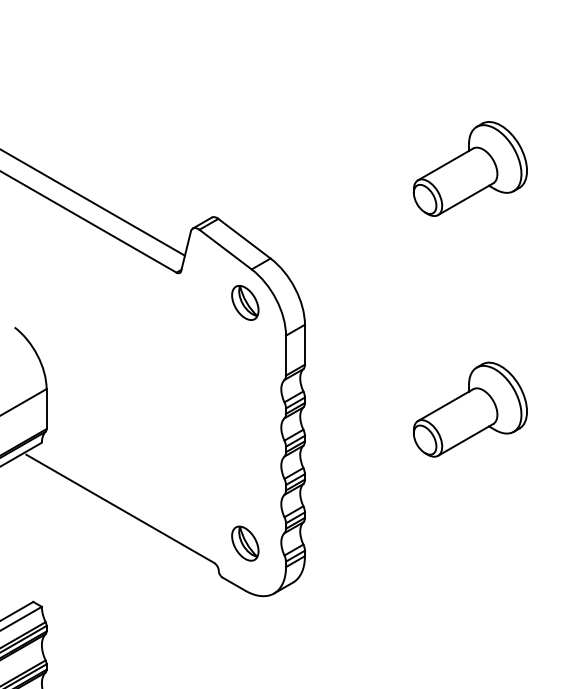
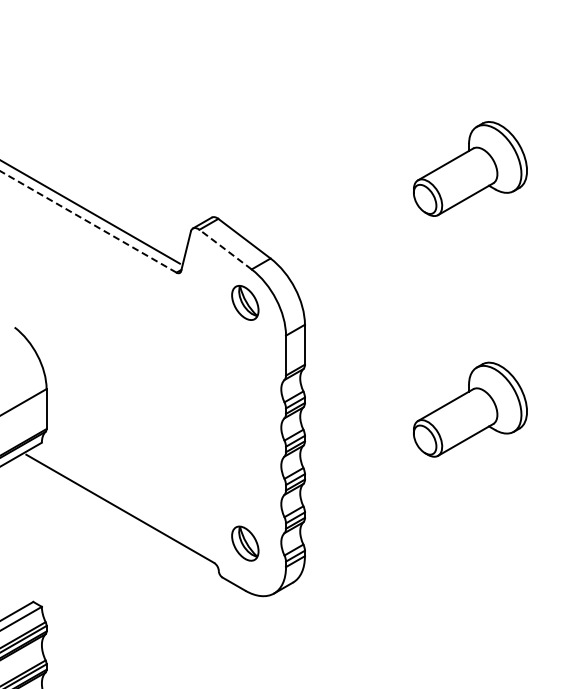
line position: (93, 202) -> (90, 212) (90, 212)
line: solid -> dashed (88, 221)
line: solid -> dashed (225, 249)
